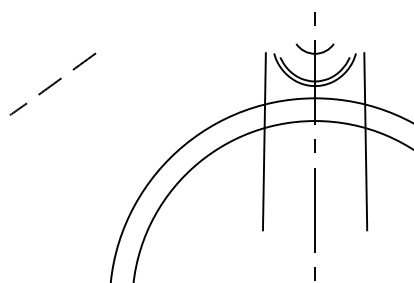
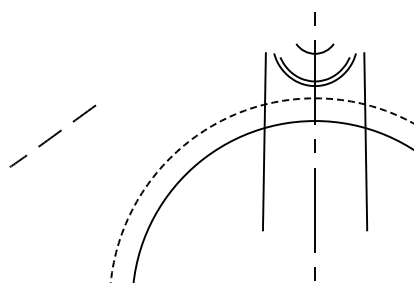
curve position: (52, 83) -> (52, 135) (52, 135)
circle: solid -> dashed (261, 190)
